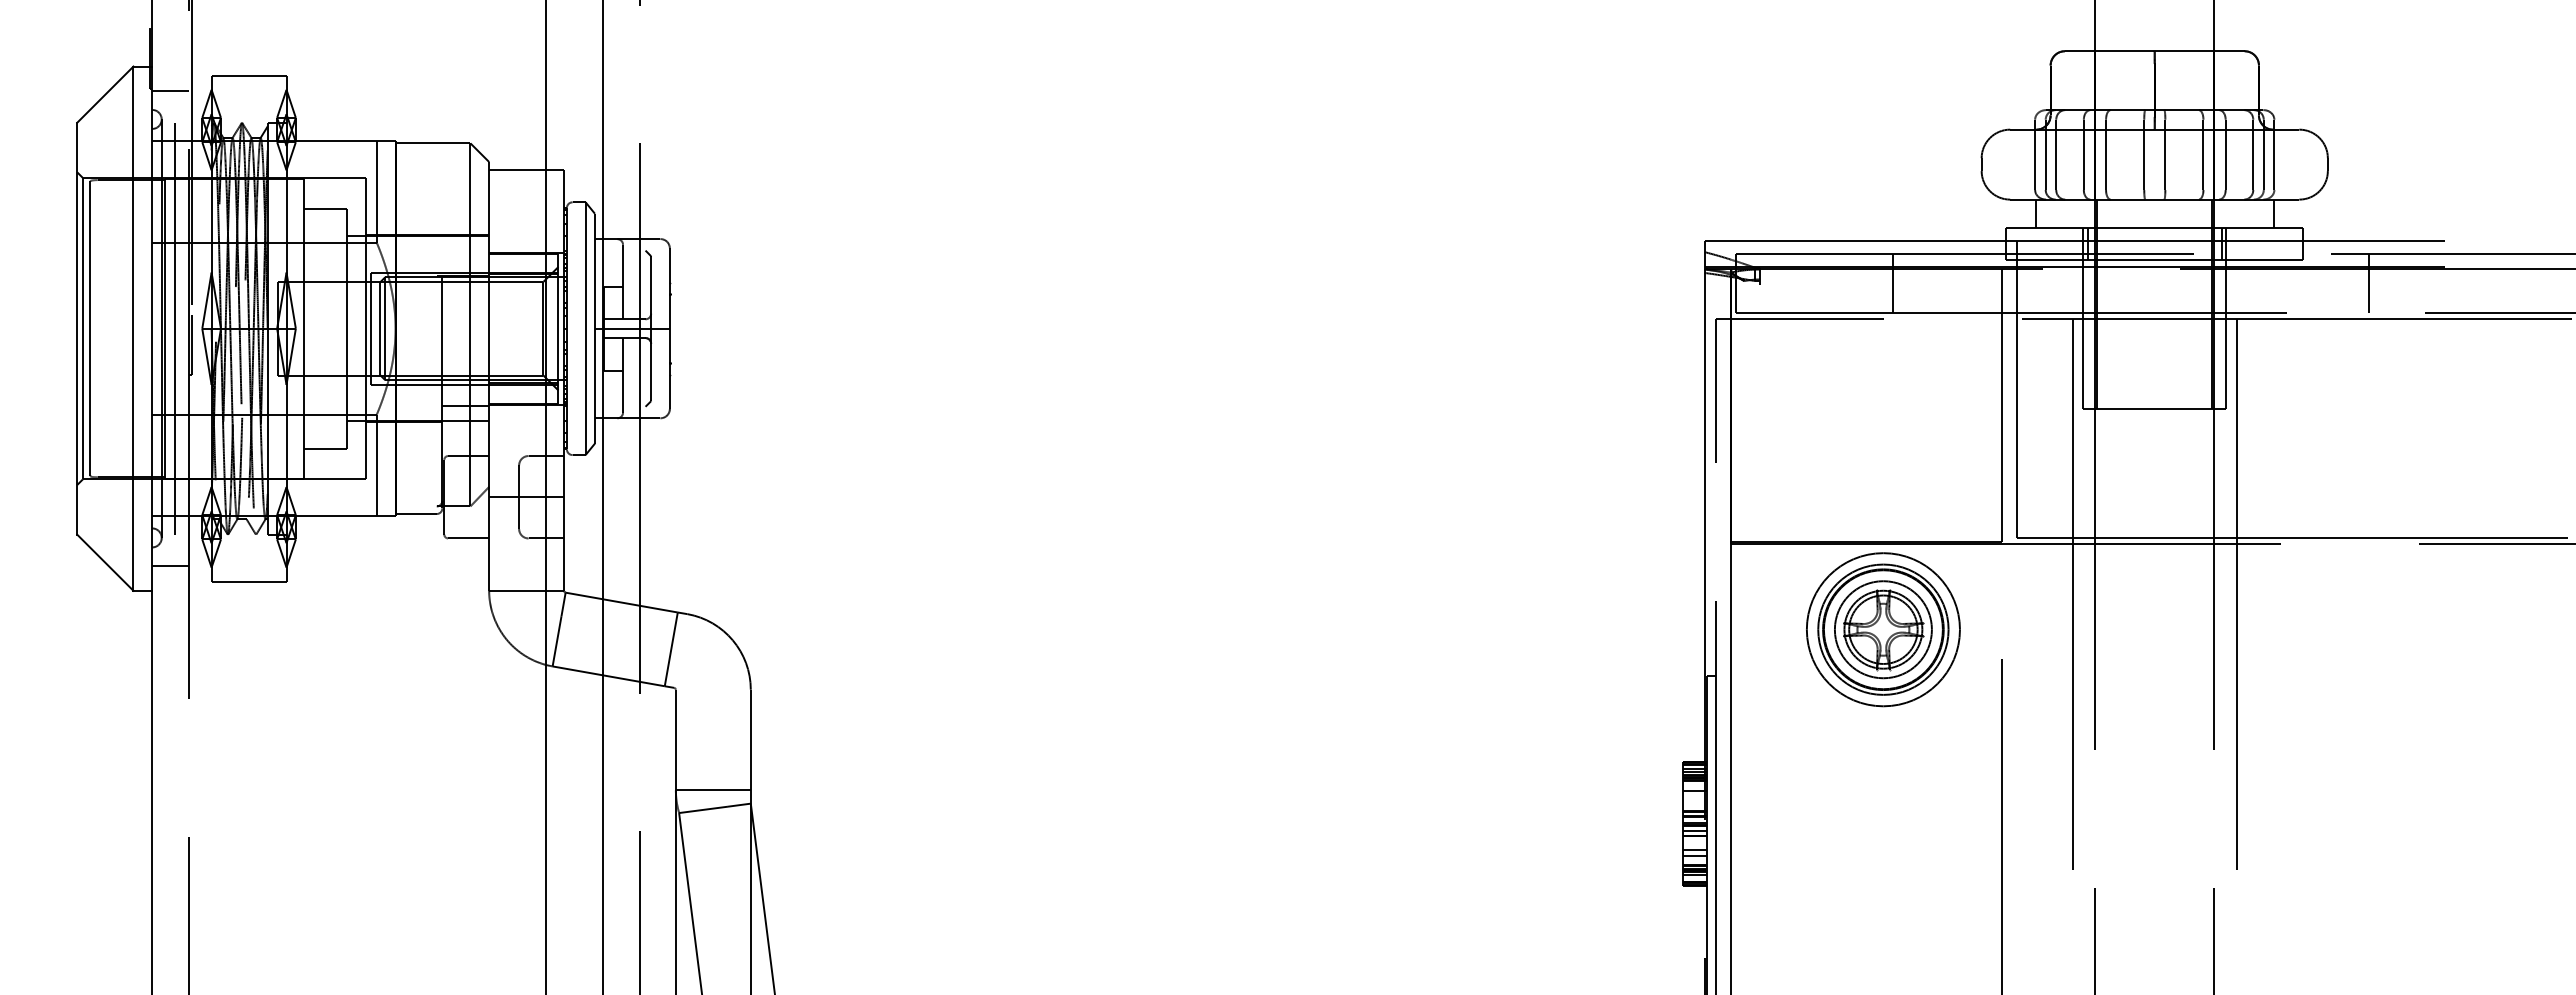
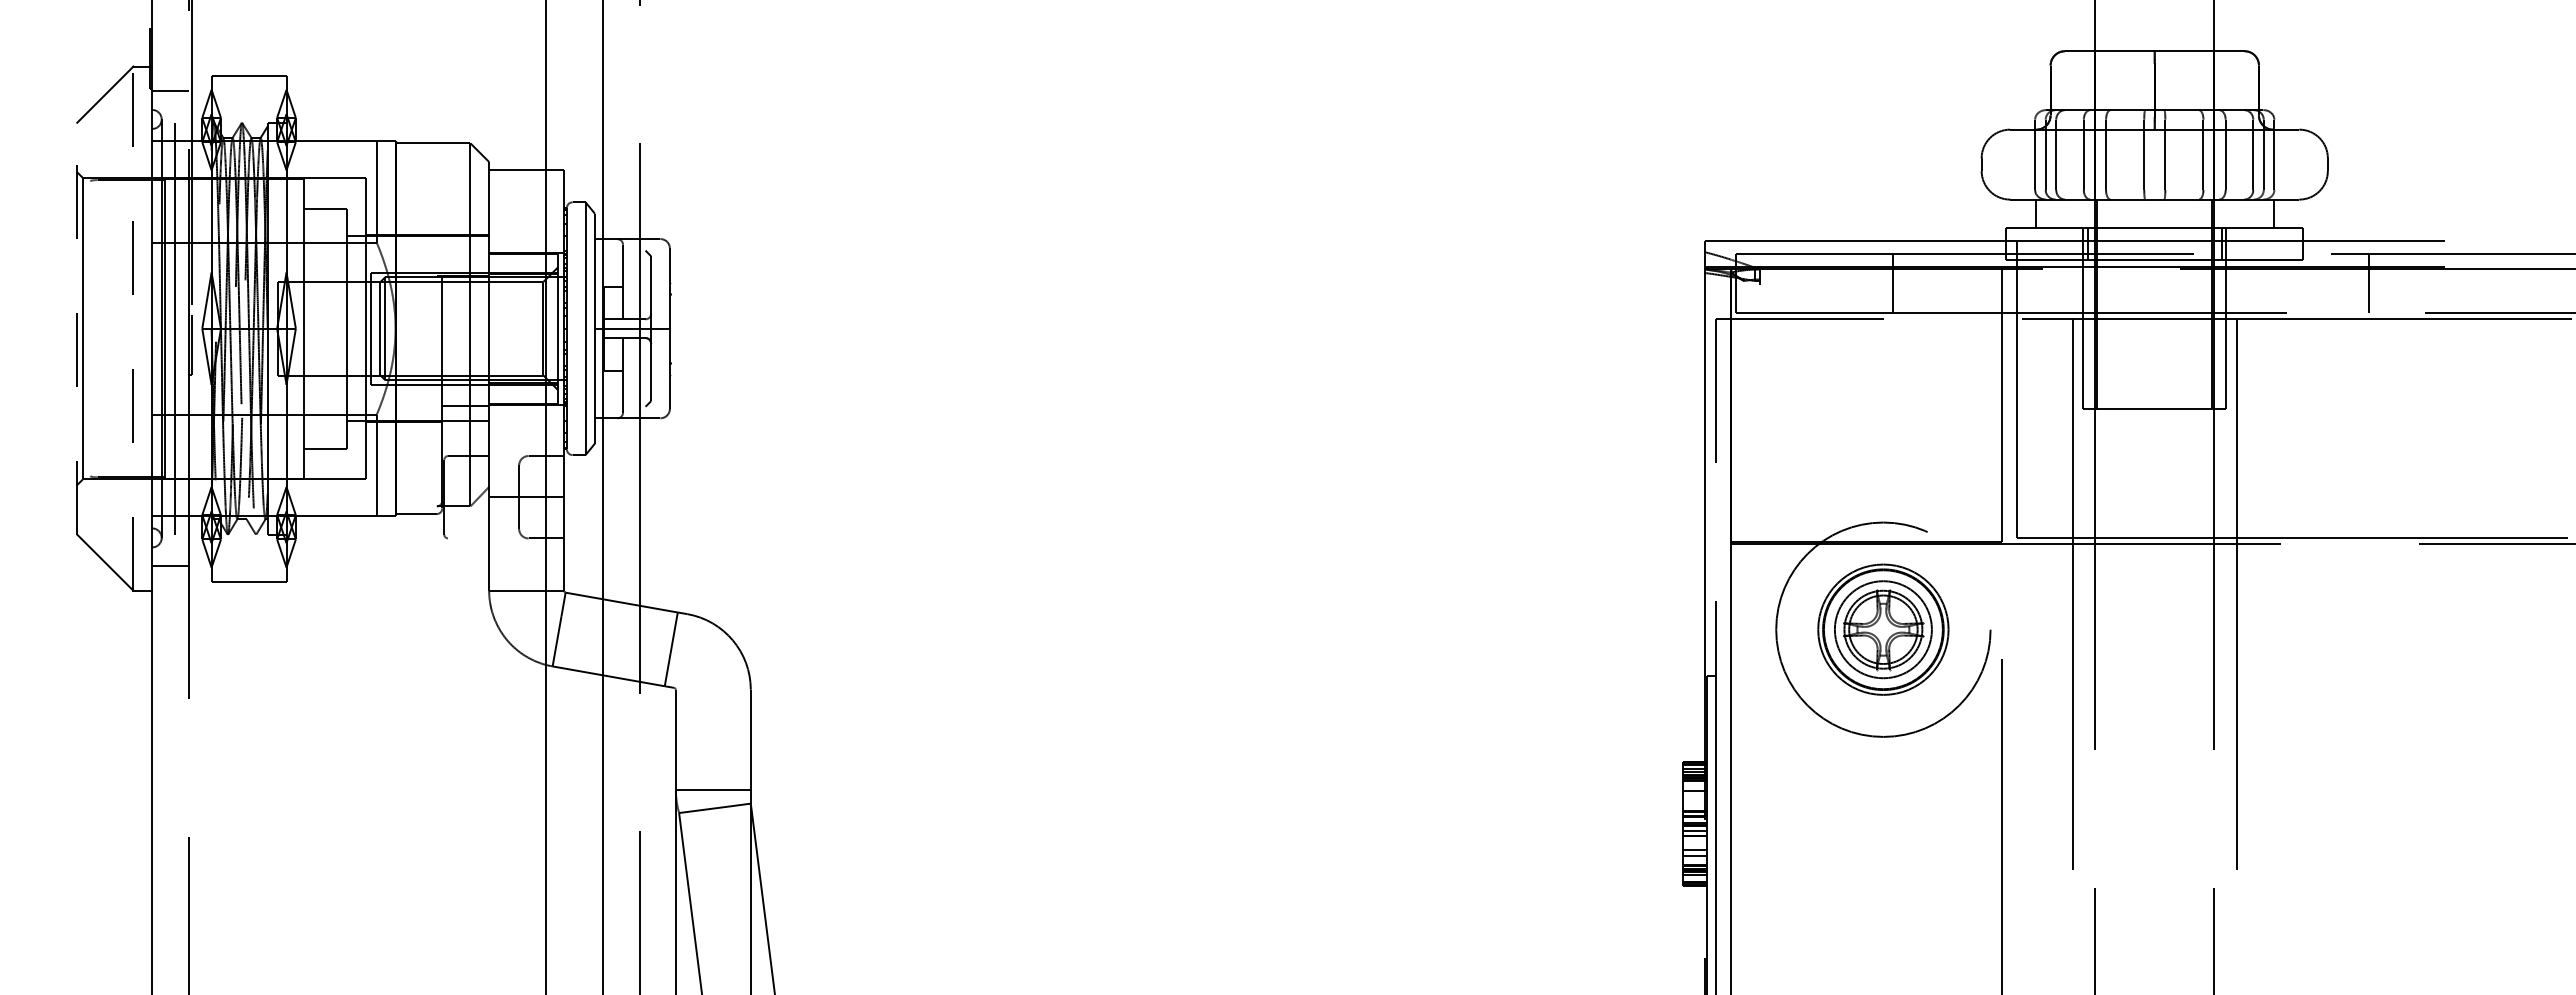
line: solid -> dashed (77, 328)
line: present -> none (90, 328)
line: solid -> dashed (133, 328)
line: present -> none (468, 538)
circle diameter: 153 px -> 214 px (1883, 629)
